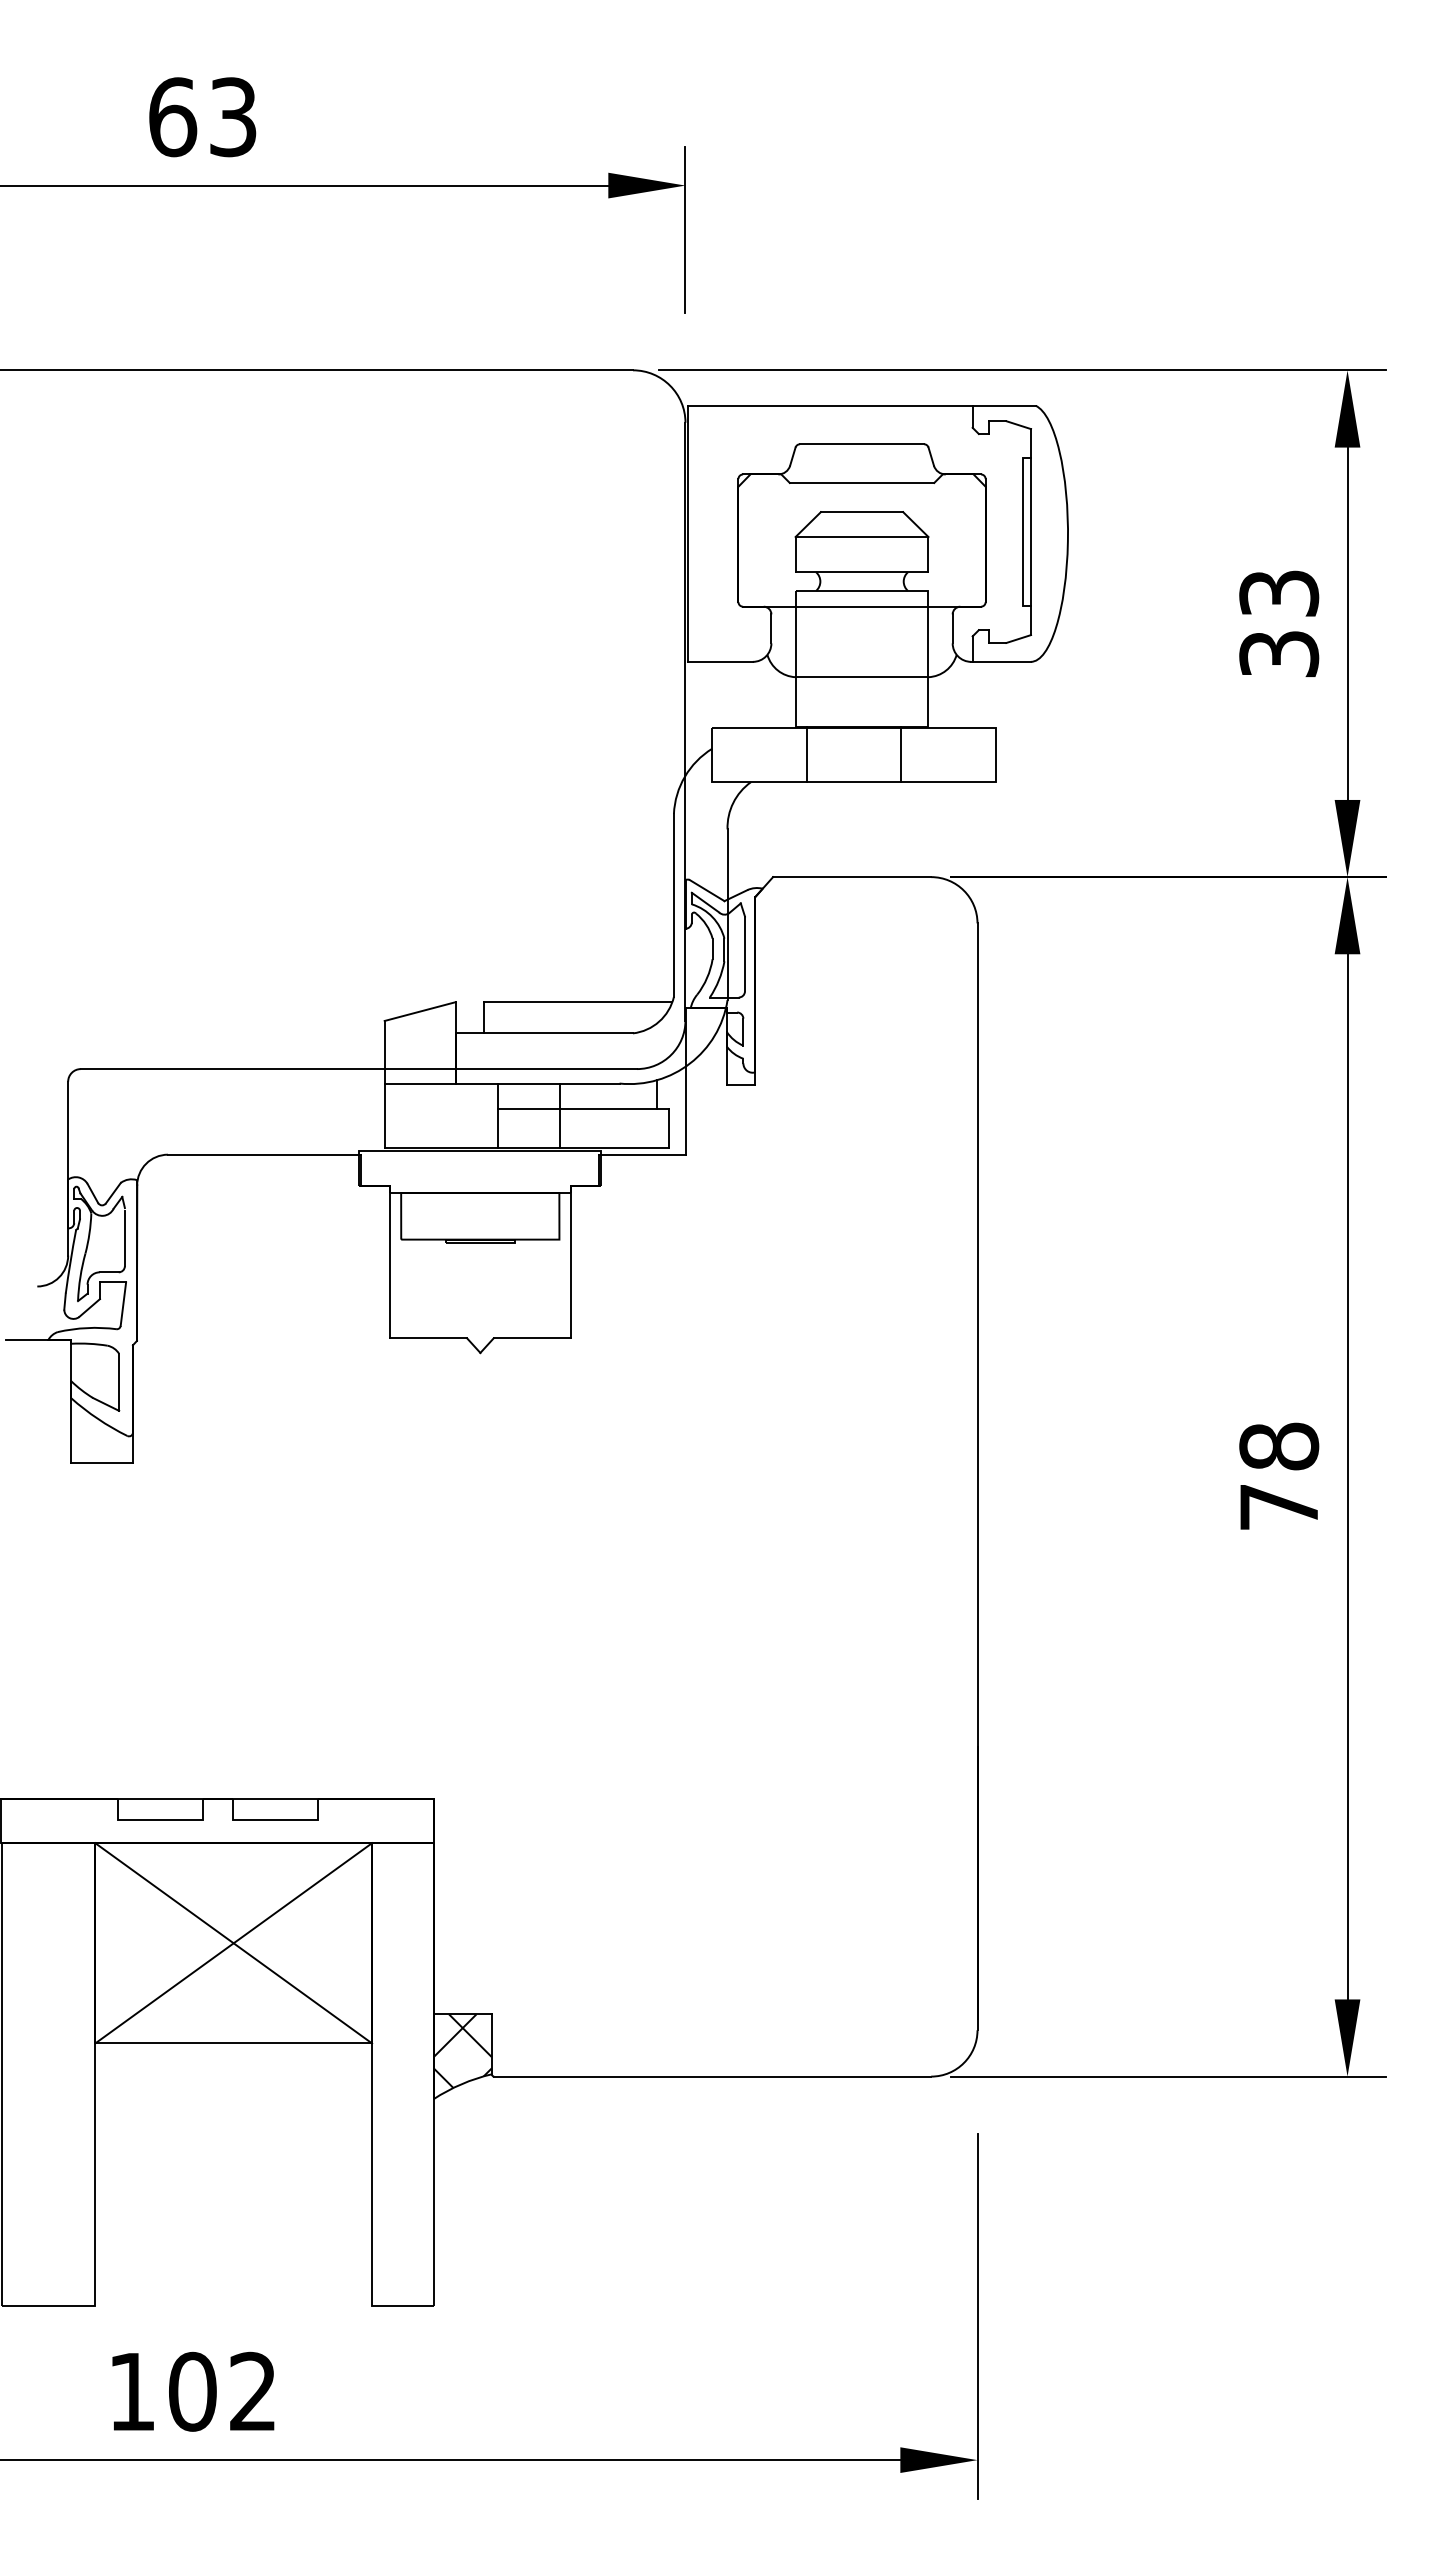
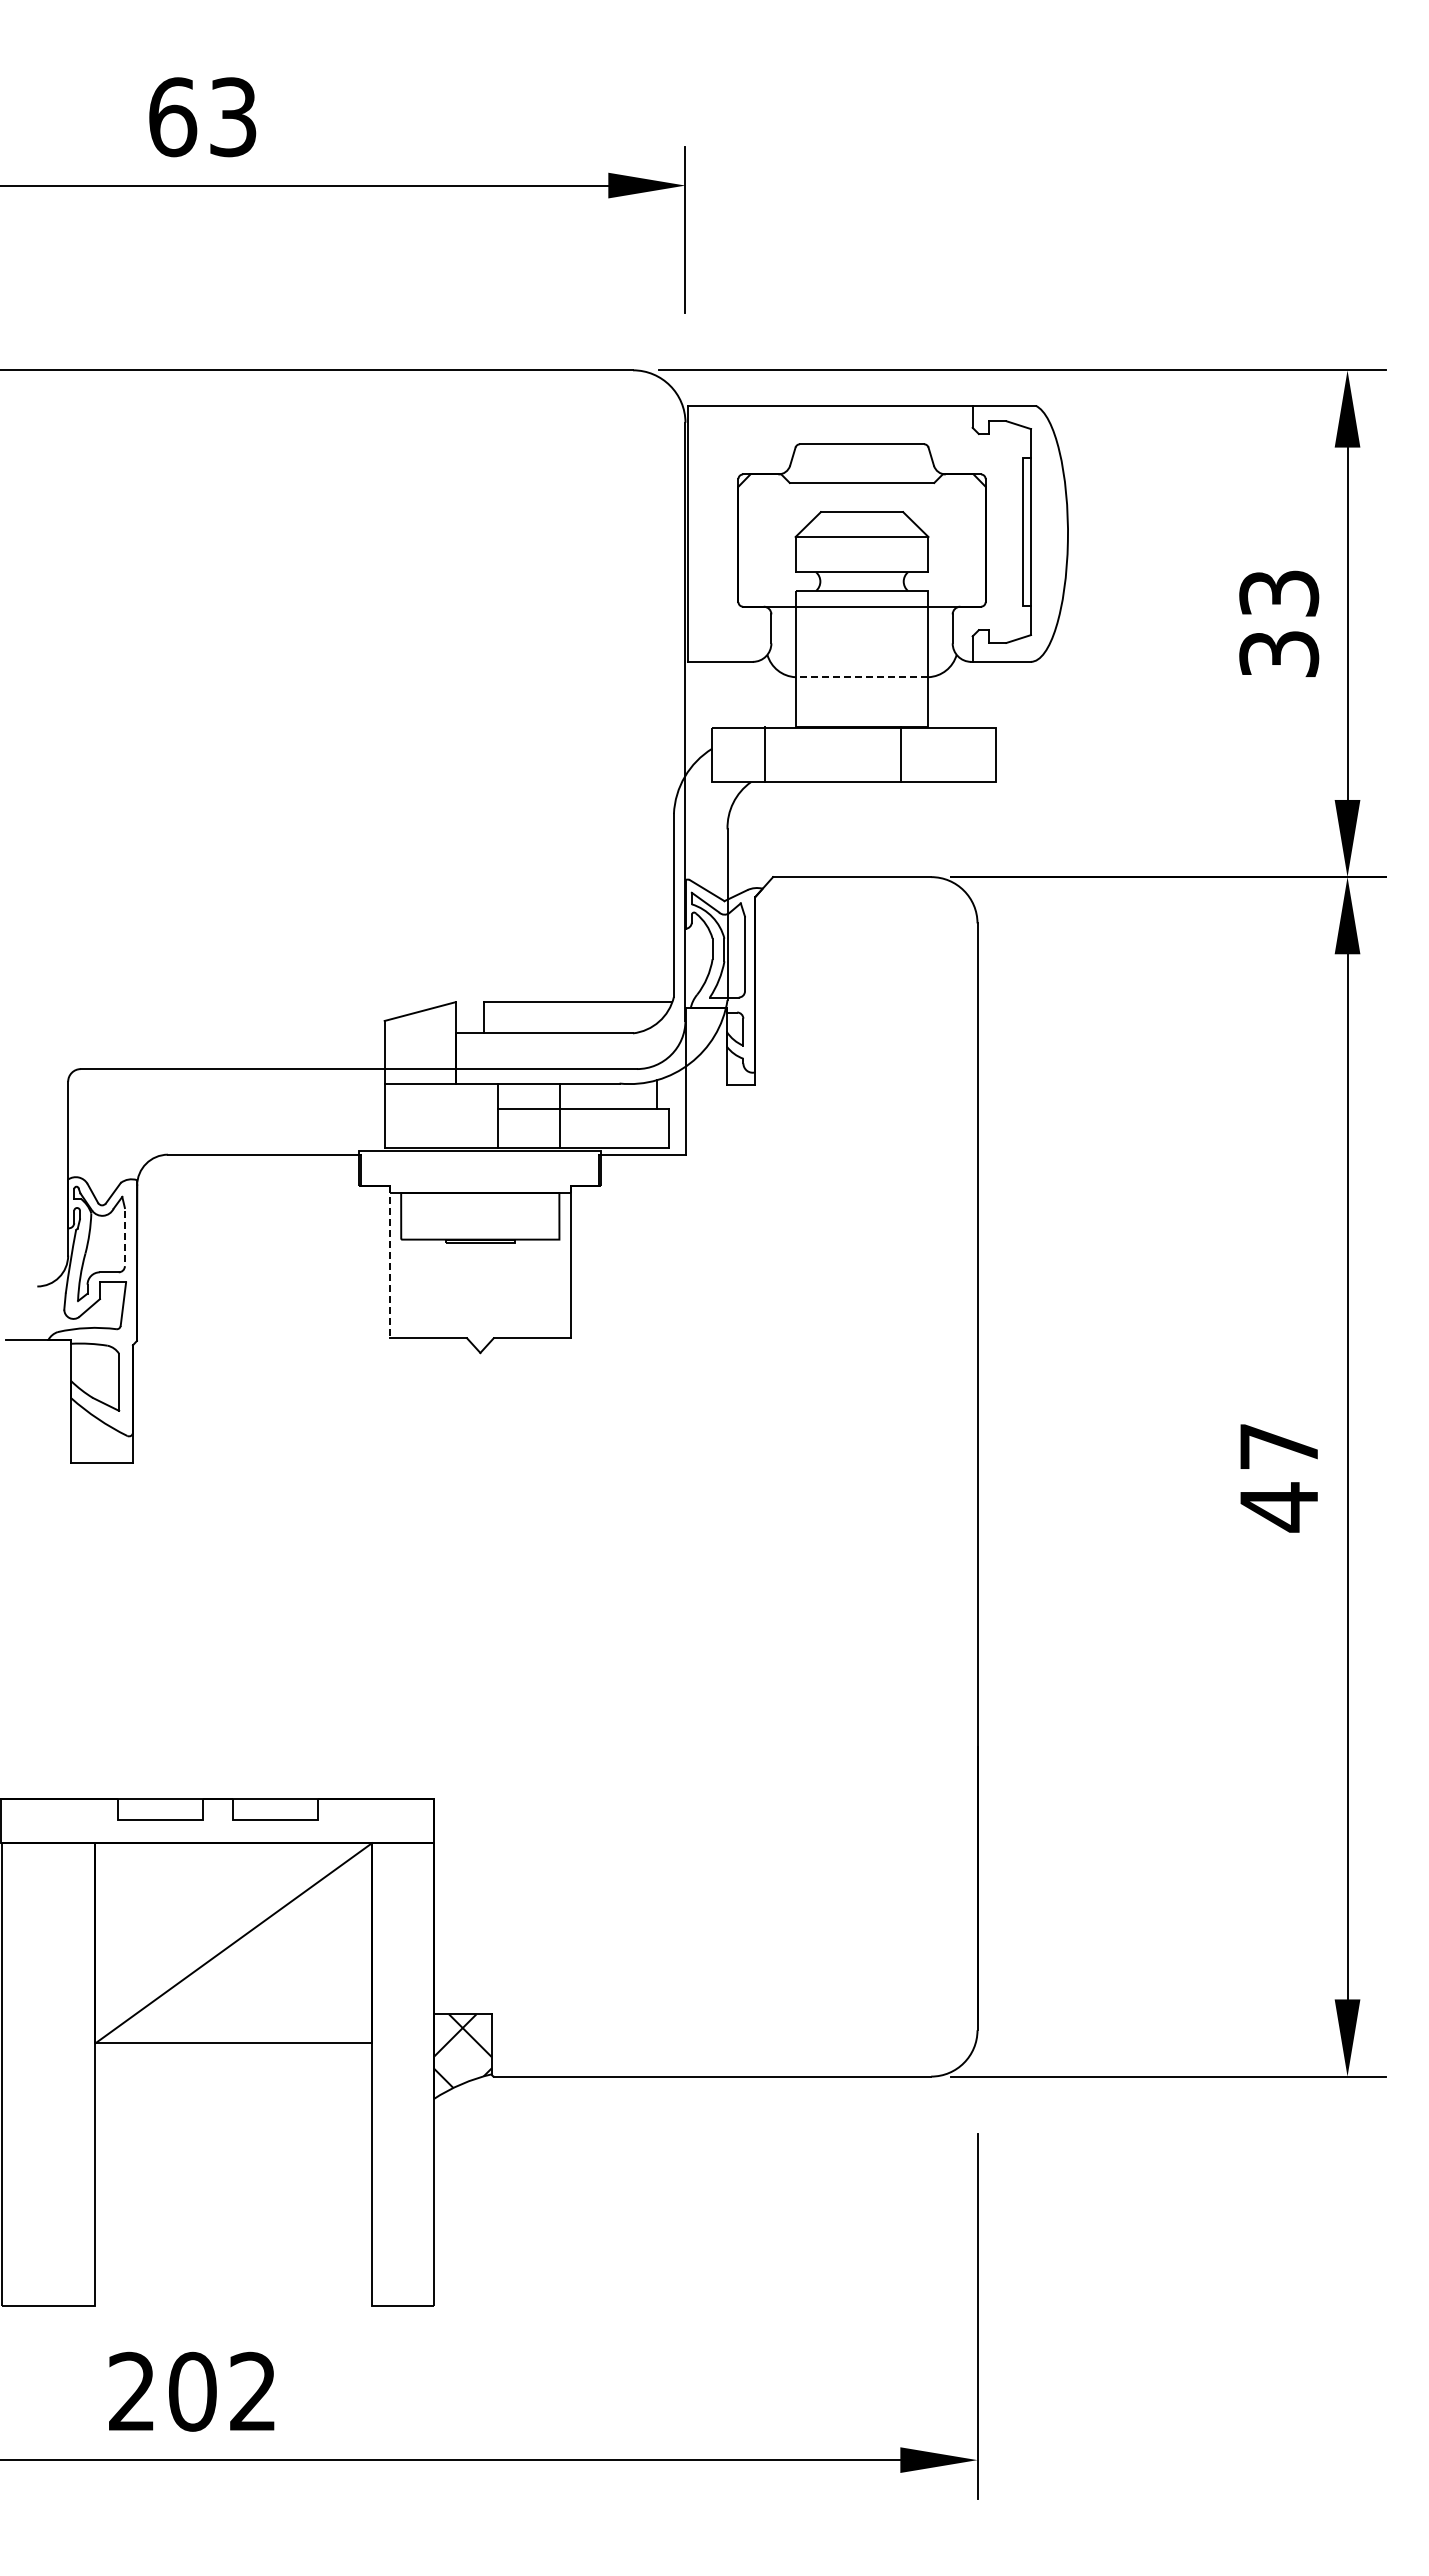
line: solid -> dashed (861, 677)
line position: (807, 754) -> (765, 754) (765, 754)
line: solid -> dashed (124, 1239)
line: solid -> dashed (389, 1262)
text: 78 -> 47 (1279, 1477)
line: present -> none (233, 1943)
text: 102 -> 202 (131, 2390)
